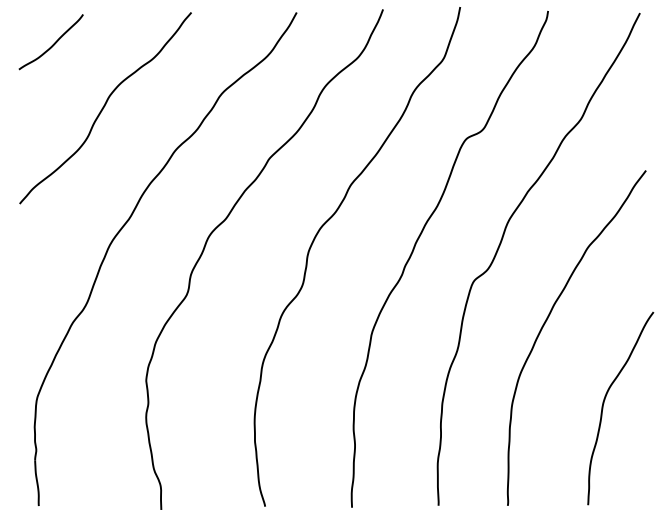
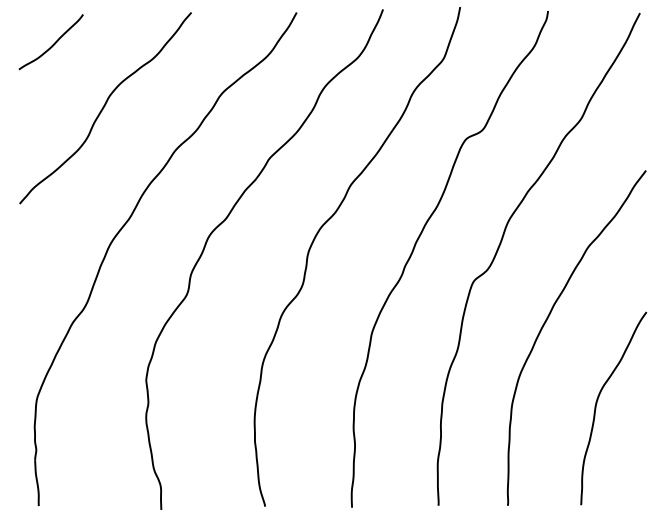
curve position: (604, 403) -> (597, 403) (597, 403)
